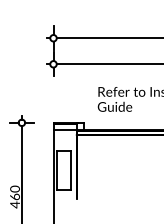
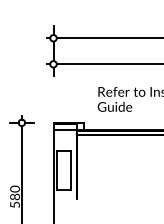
text: 460 -> 580 (14, 200)
